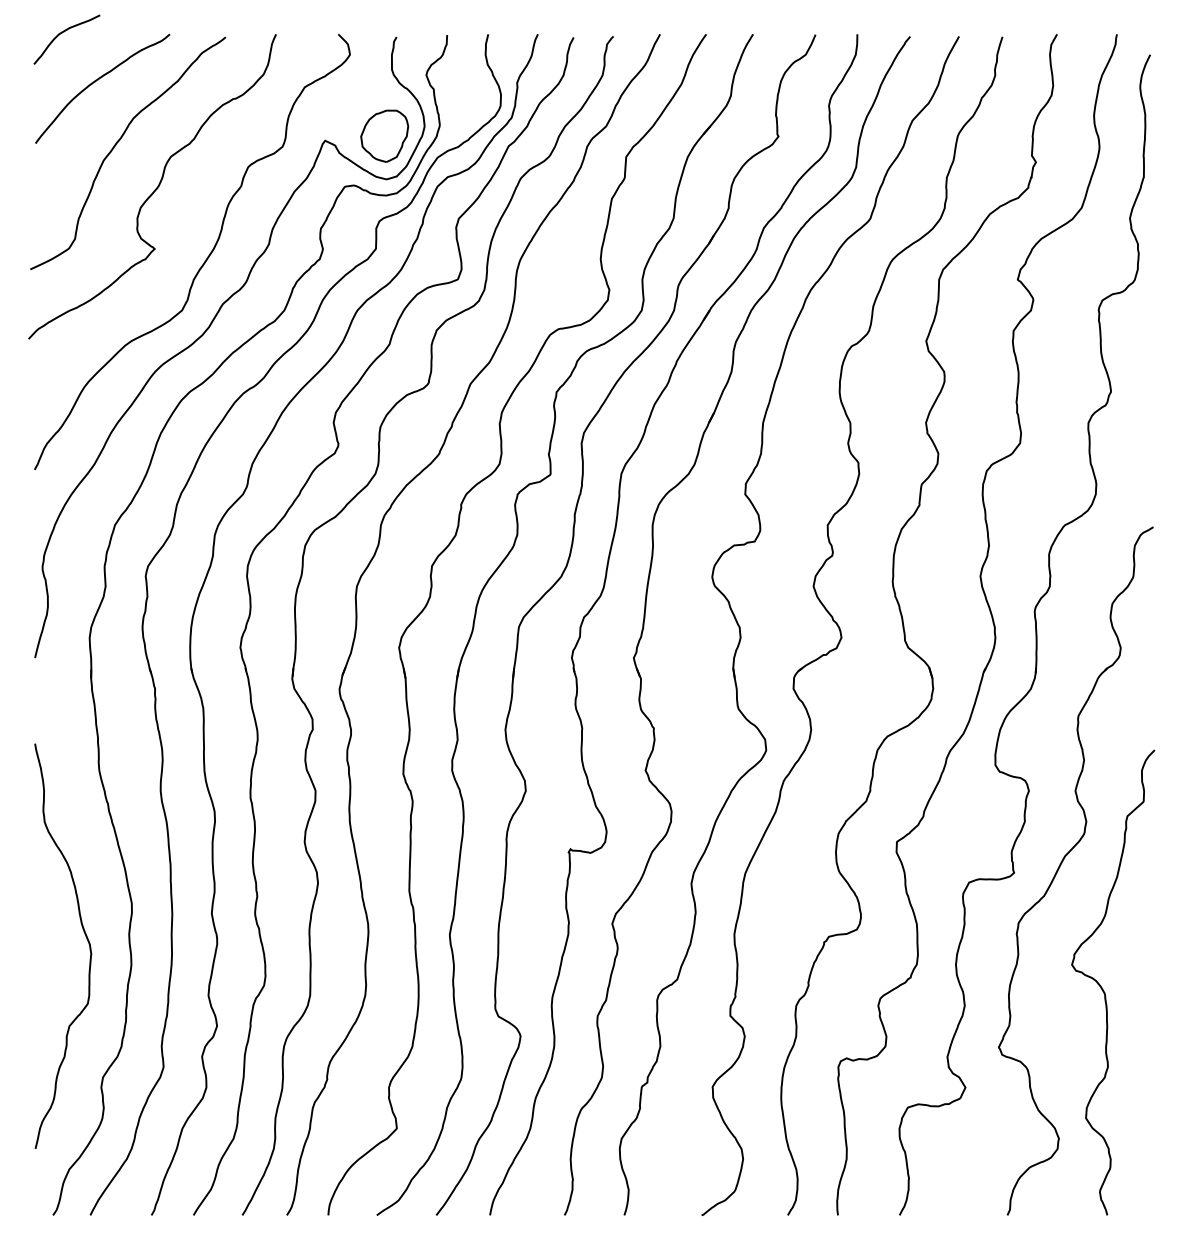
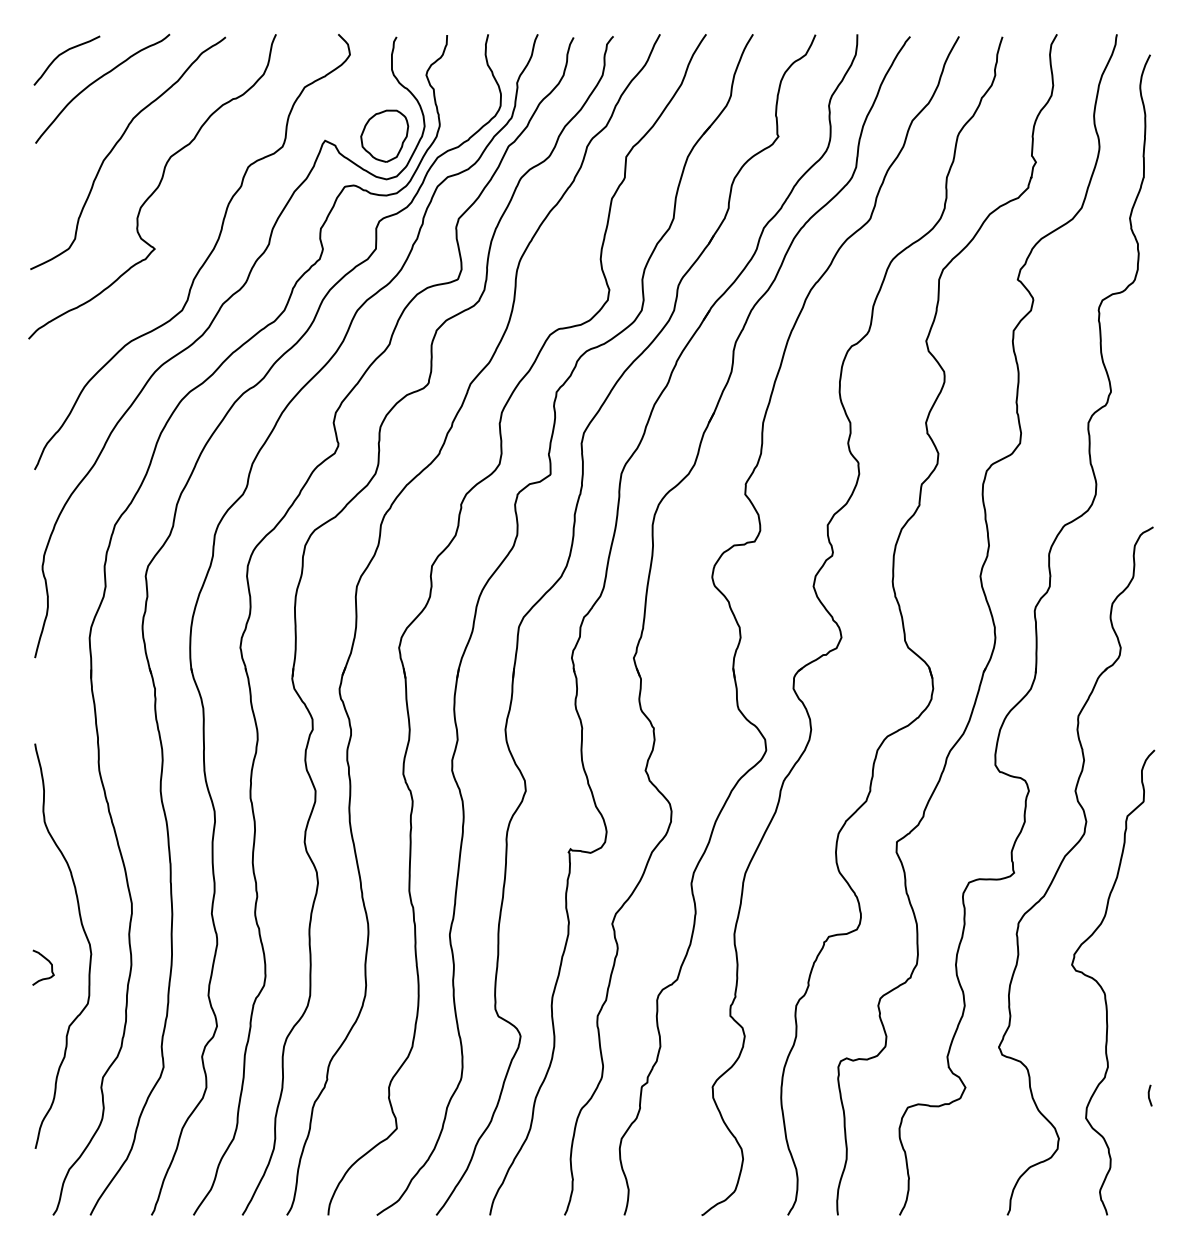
curve position: (62, 33) -> (62, 54) (62, 54)
curve: none -> present (48, 962)
line: none -> present (1149, 1095)
